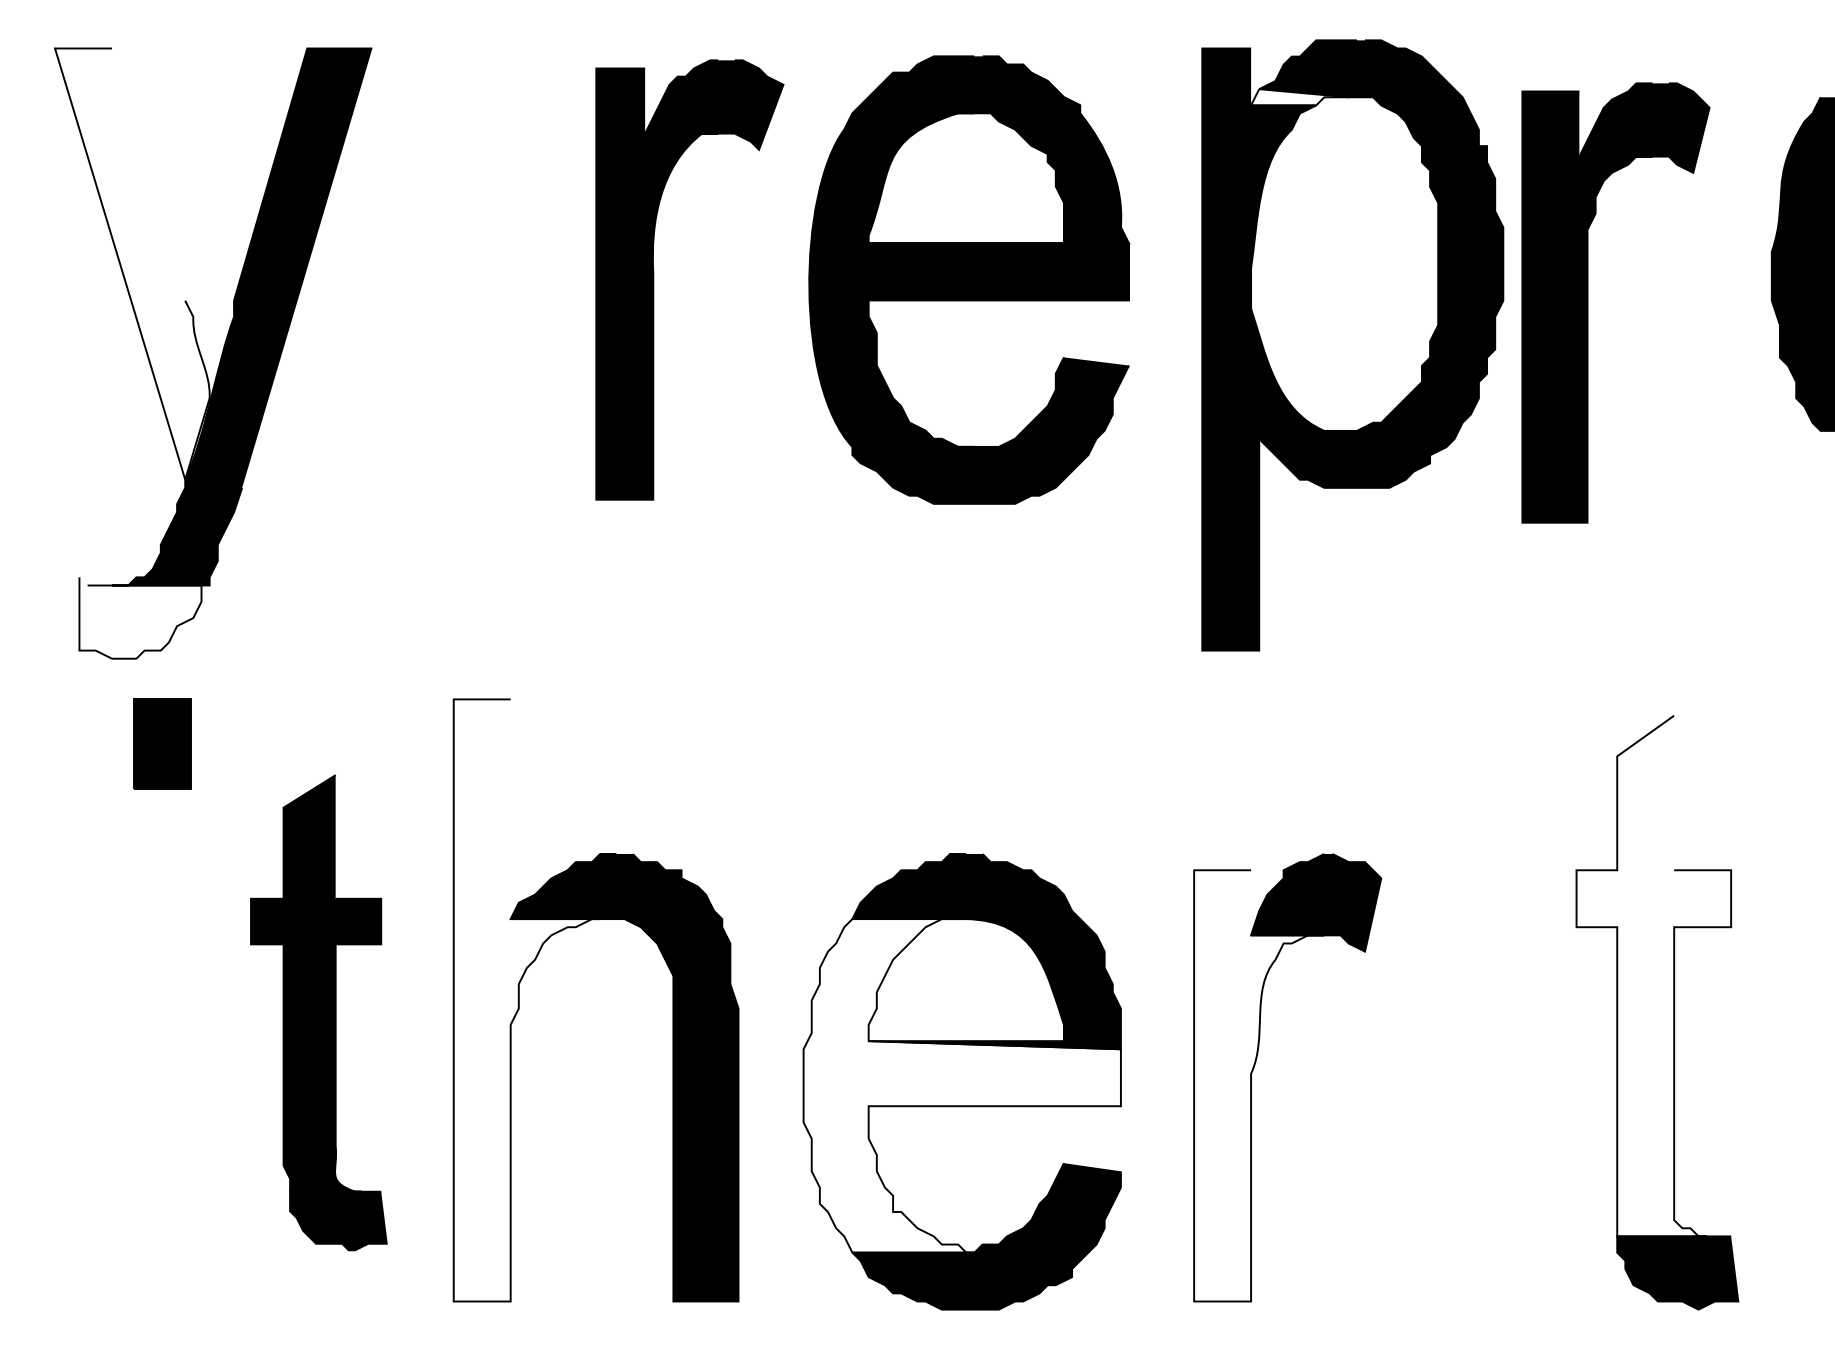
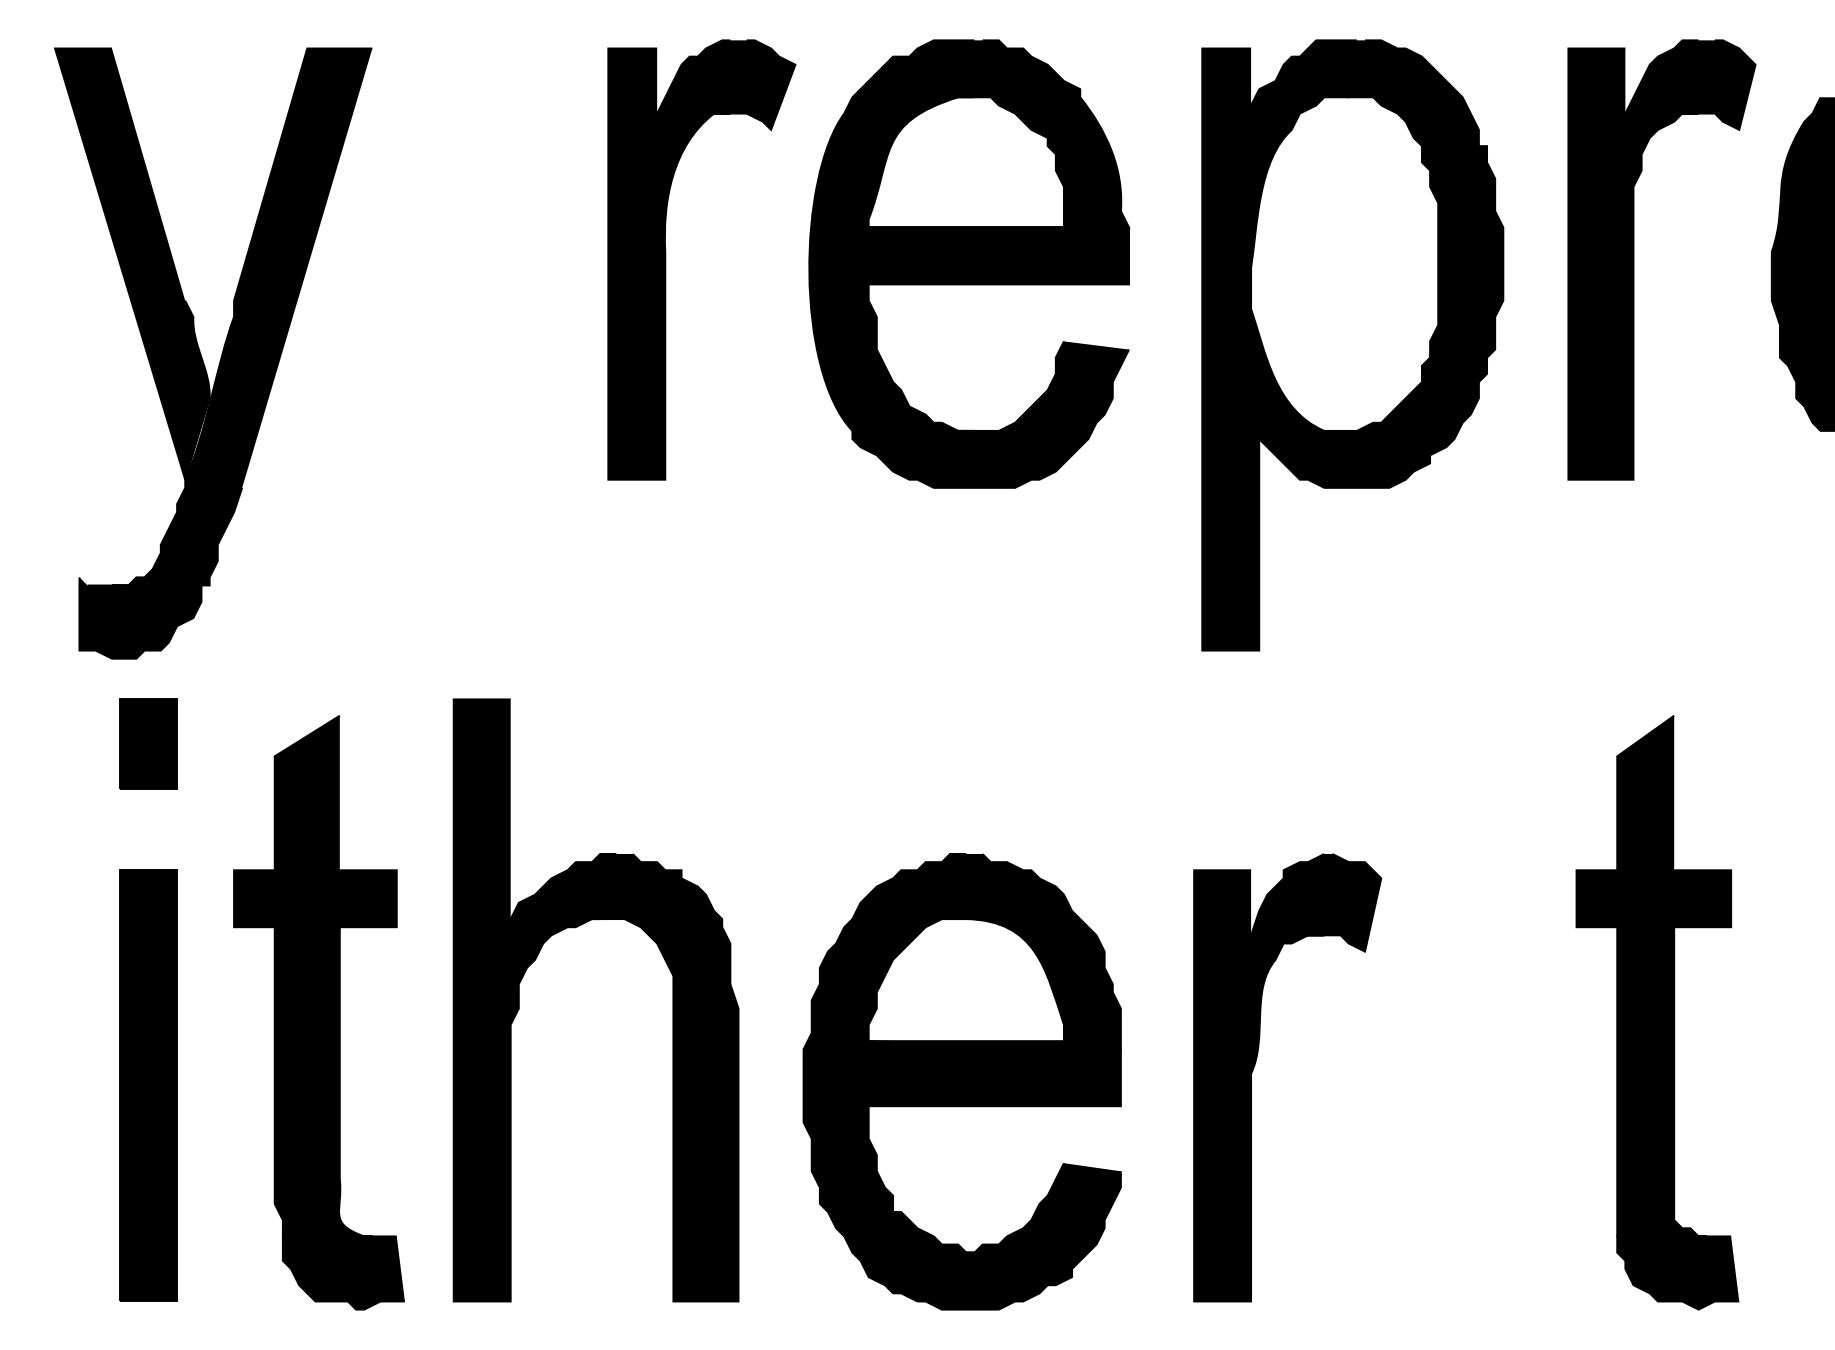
fill: none -> present (1299, 97)
fill: none -> present (132, 263)
part position: (654, 279) -> (666, 259) (666, 259)
part position: (969, 279) -> (969, 263) (969, 263)
part position: (1588, 302) -> (1634, 259) (1634, 259)
fill: none -> present (140, 617)
part position: (162, 743) -> (148, 743) (148, 743)
fill: none -> present (1653, 975)
fill: none -> present (526, 1000)
part size: 138x478 px -> 172x596 px (318, 1012)
part: none -> present (148, 1085)
fill: none -> present (961, 1085)
fill: none -> present (1259, 1085)
